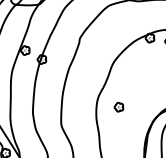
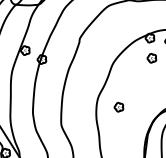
part: none -> present (151, 58)
